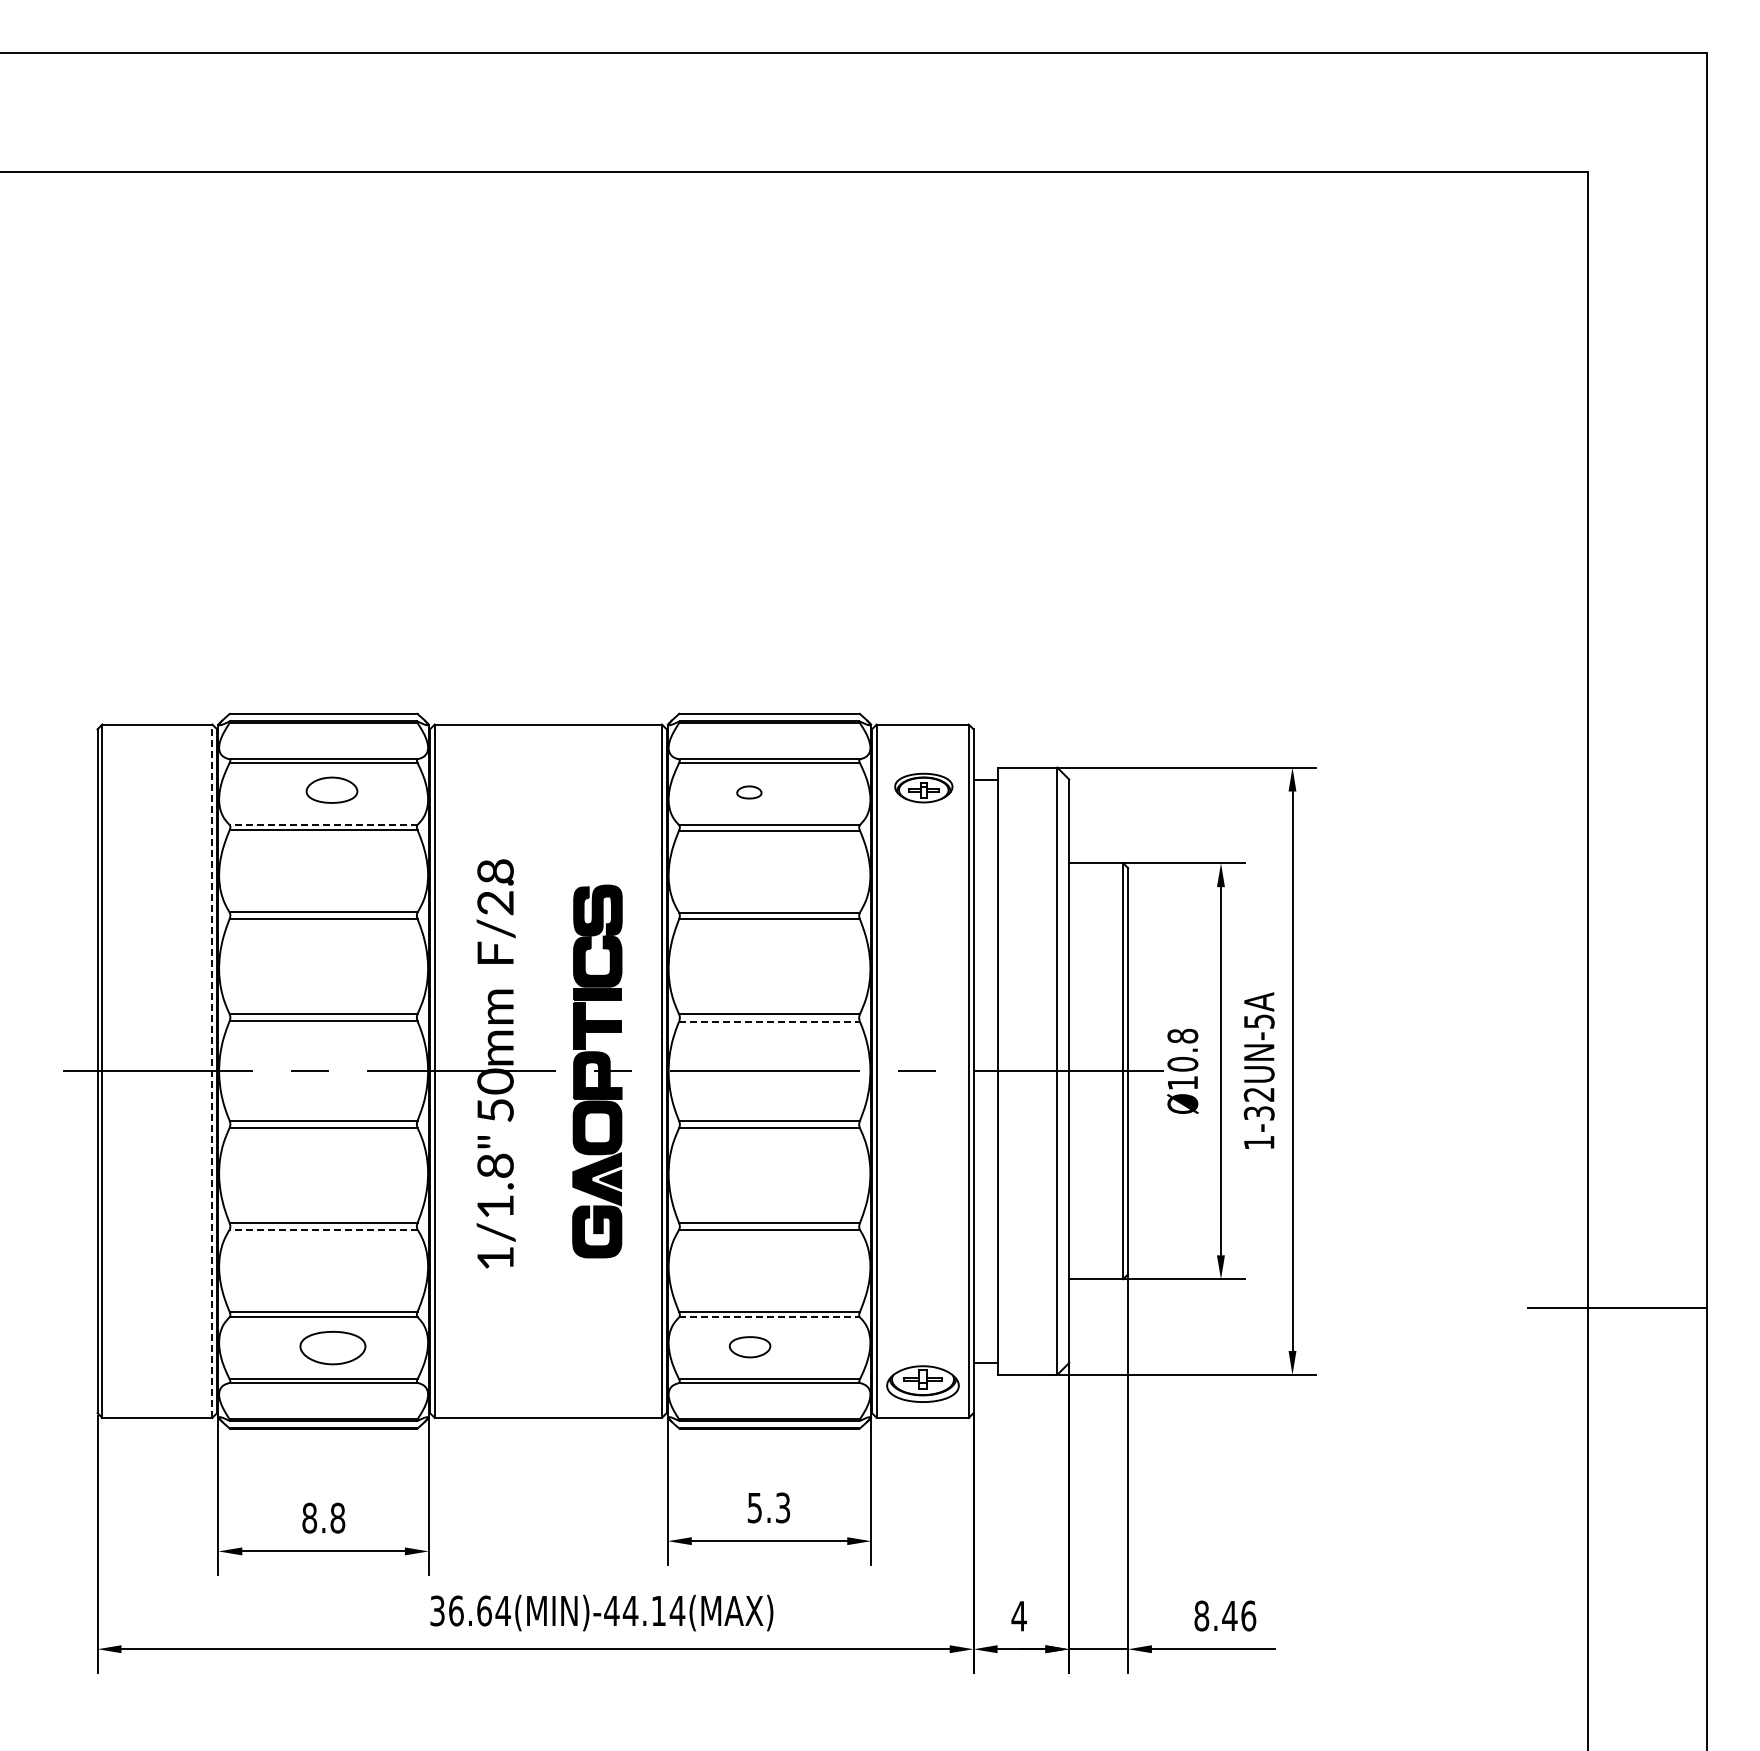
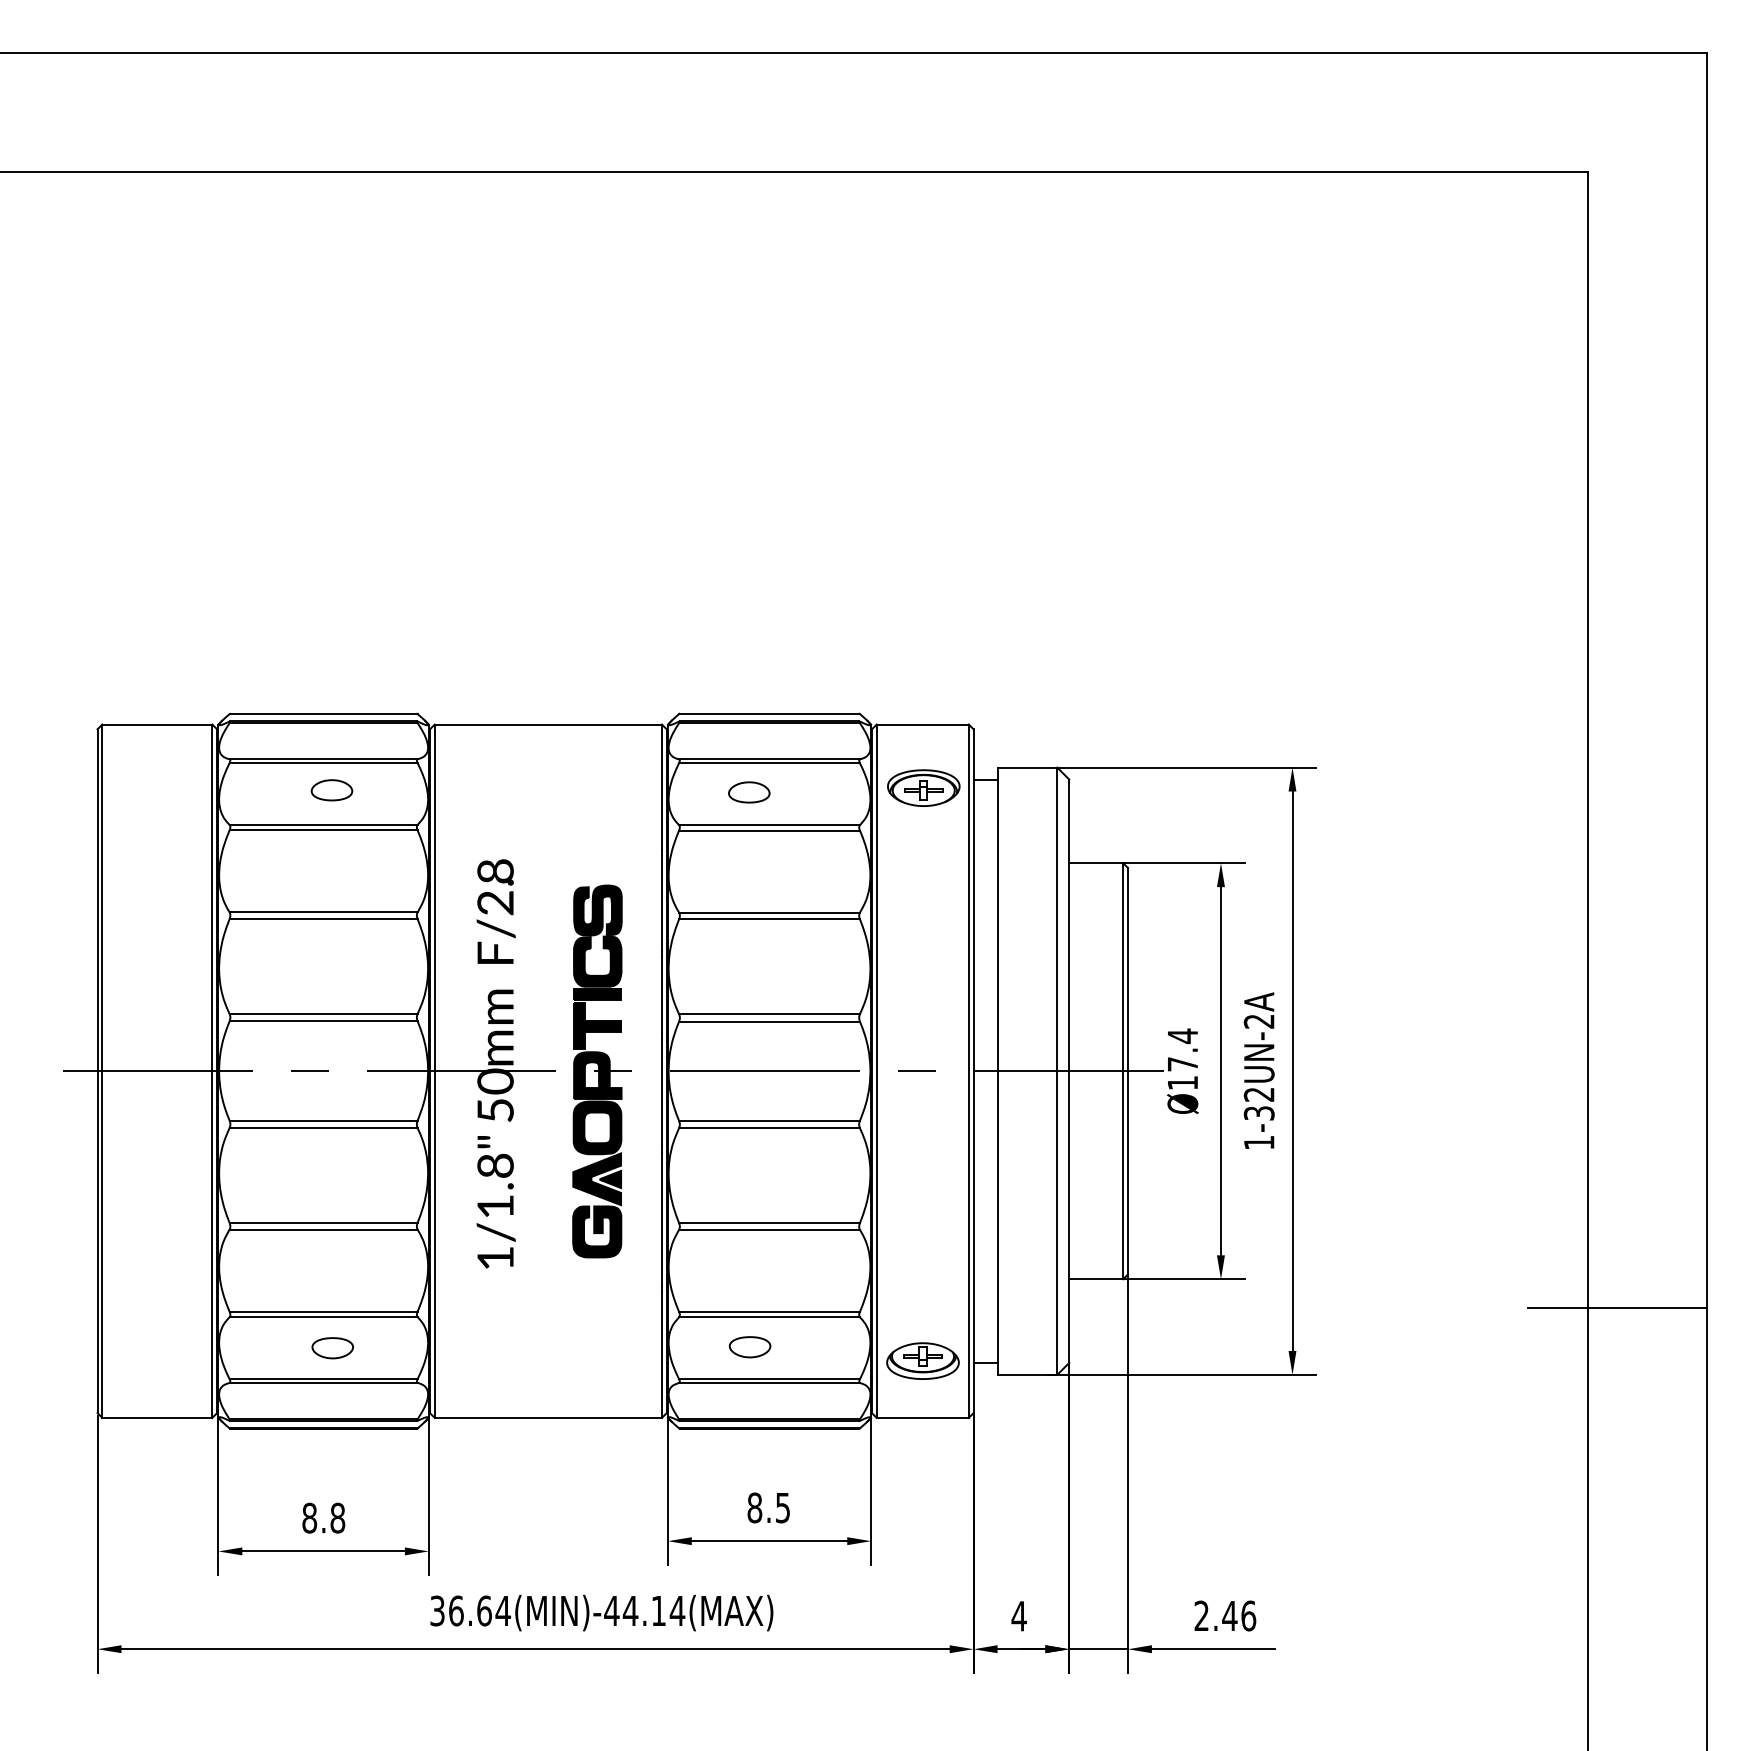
part size: 60x32 px -> 74x38 px (923, 787)
part size: 54x28 px -> 44x23 px (331, 790)
part size: 27x15 px -> 43x23 px (749, 792)
line: dashed -> solid (323, 824)
line: dashed -> solid (770, 1021)
text: 1-32UN-5A -> 1-32UN-2A (1258, 1021)
text: Ø10.8 -> Ø17.4 (1182, 1049)
line: dashed -> solid (212, 1071)
line: dashed -> solid (323, 1229)
line: dashed -> solid (770, 1317)
part size: 68x35 px -> 43x23 px (332, 1348)
part position: (922, 1383) -> (922, 1360) (922, 1360)
text: 5.3 -> 8.5 (768, 1507)
text: 8.46 -> 2.46 (1201, 1615)
